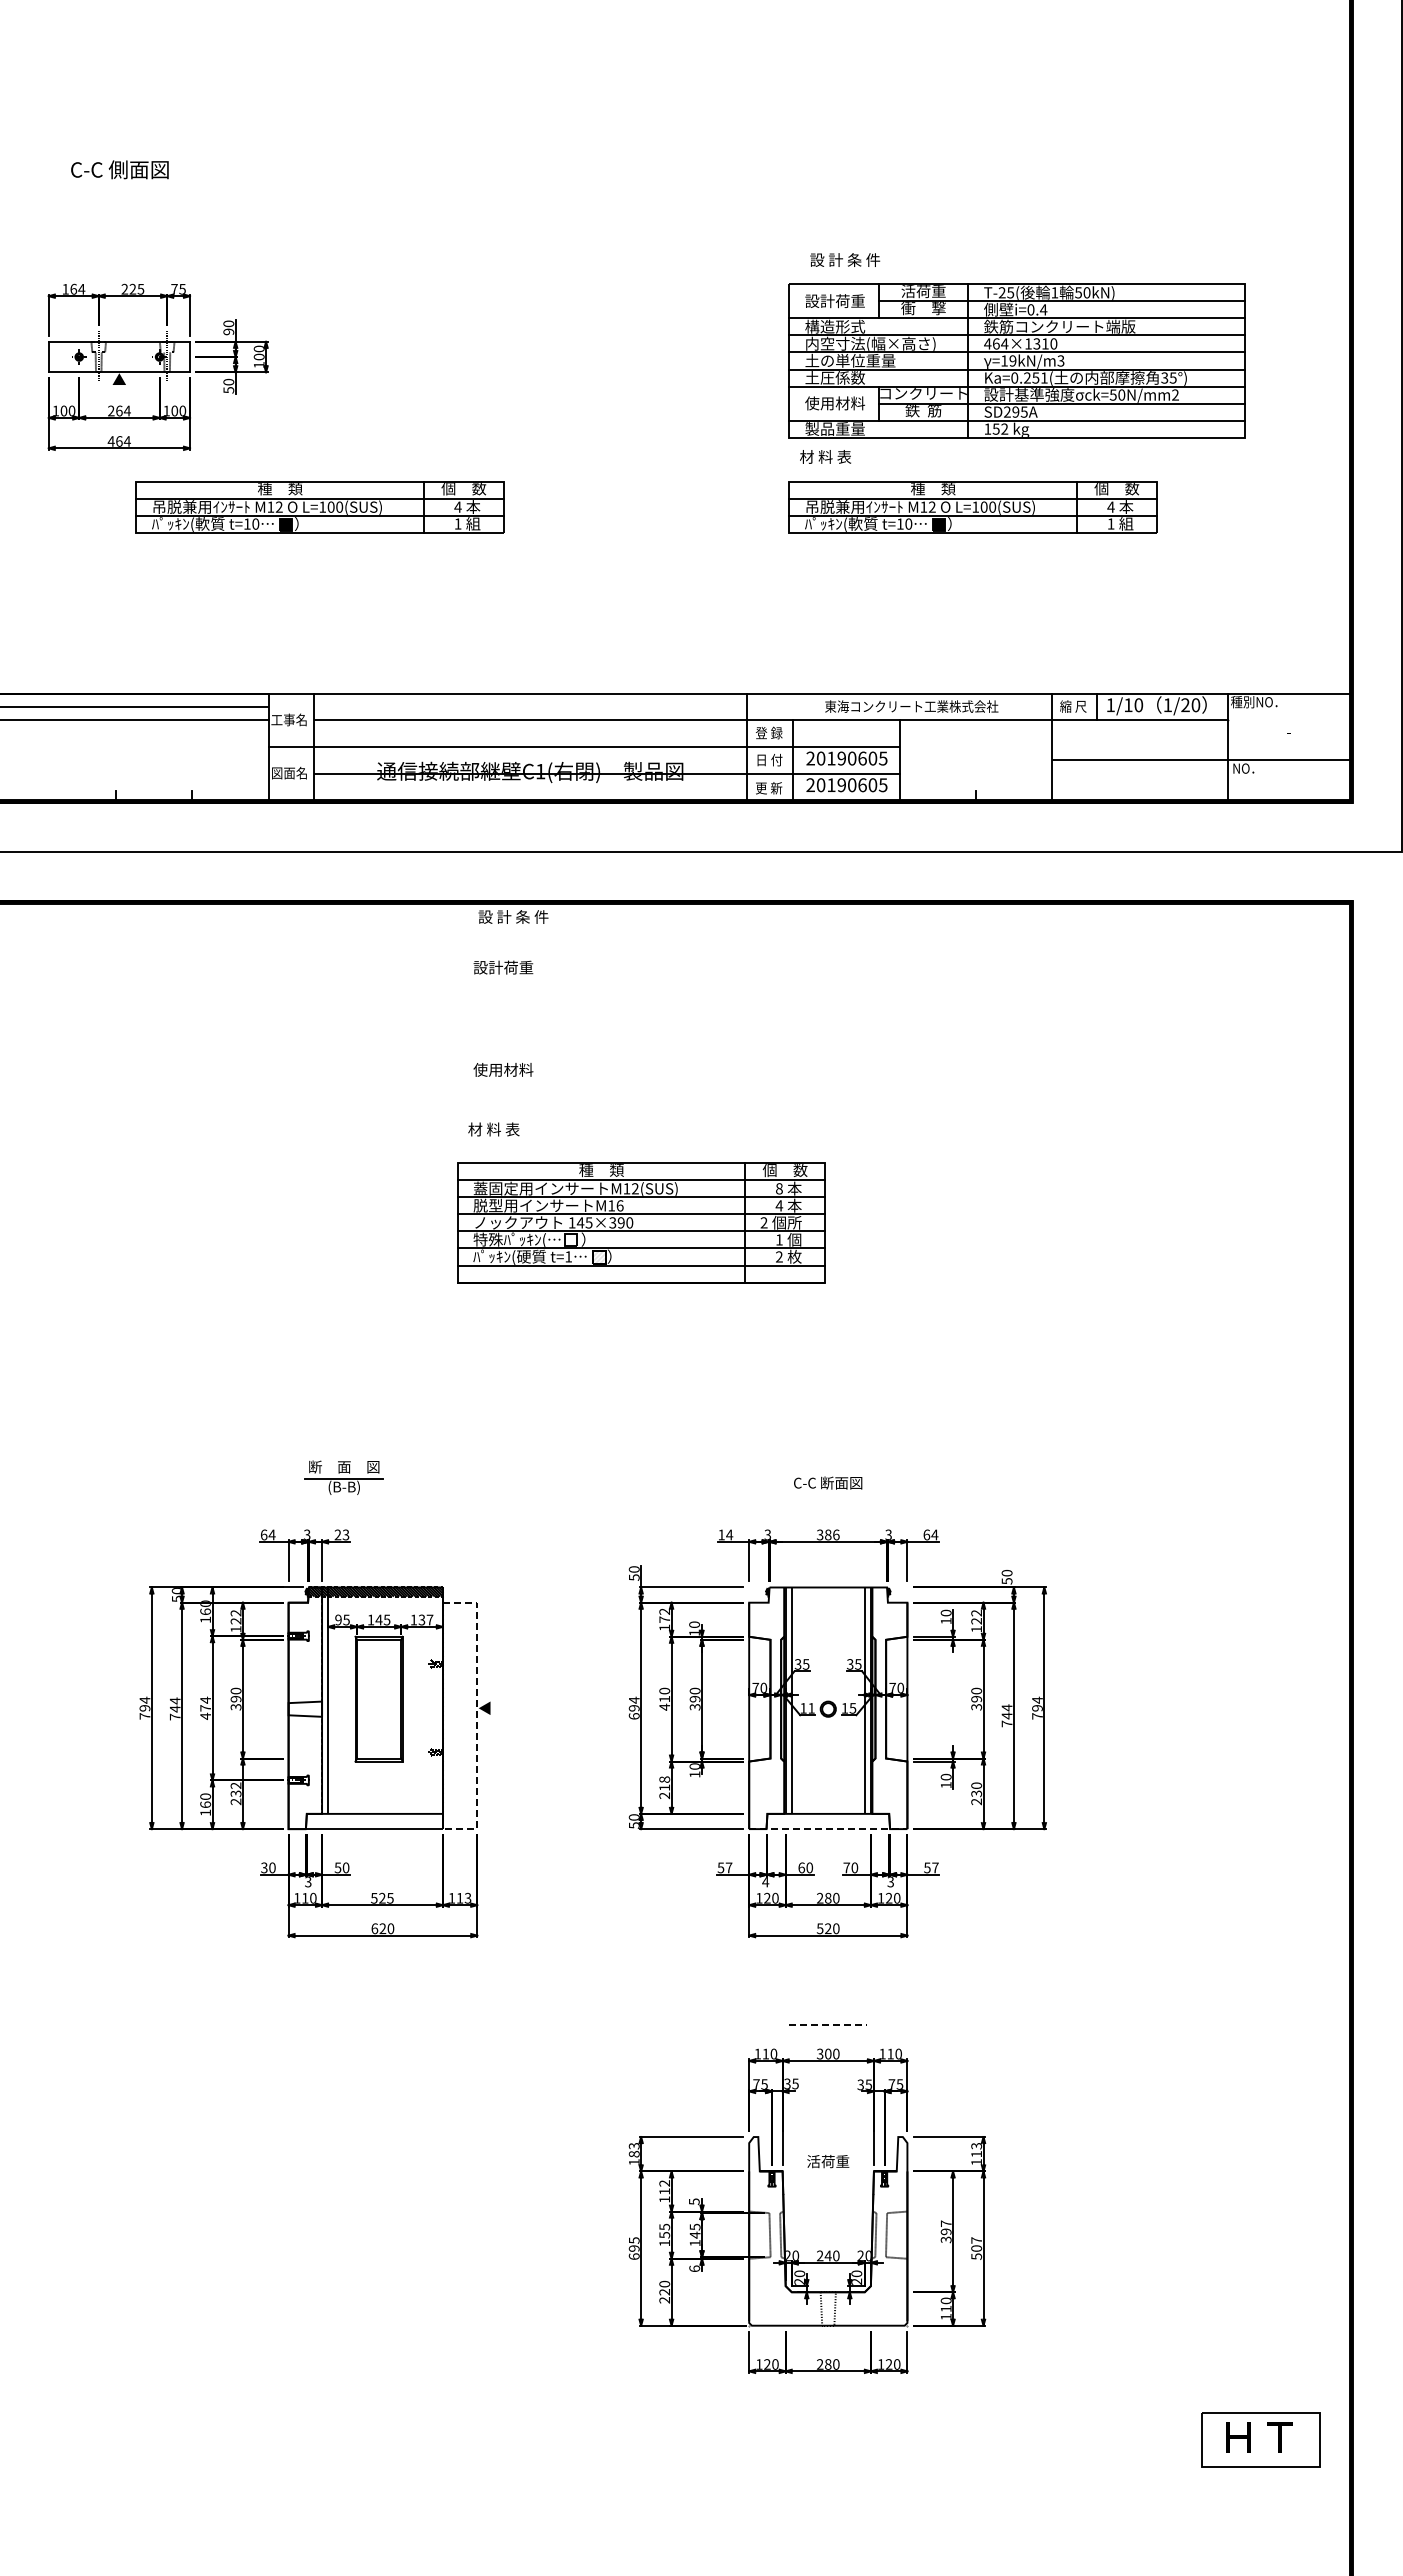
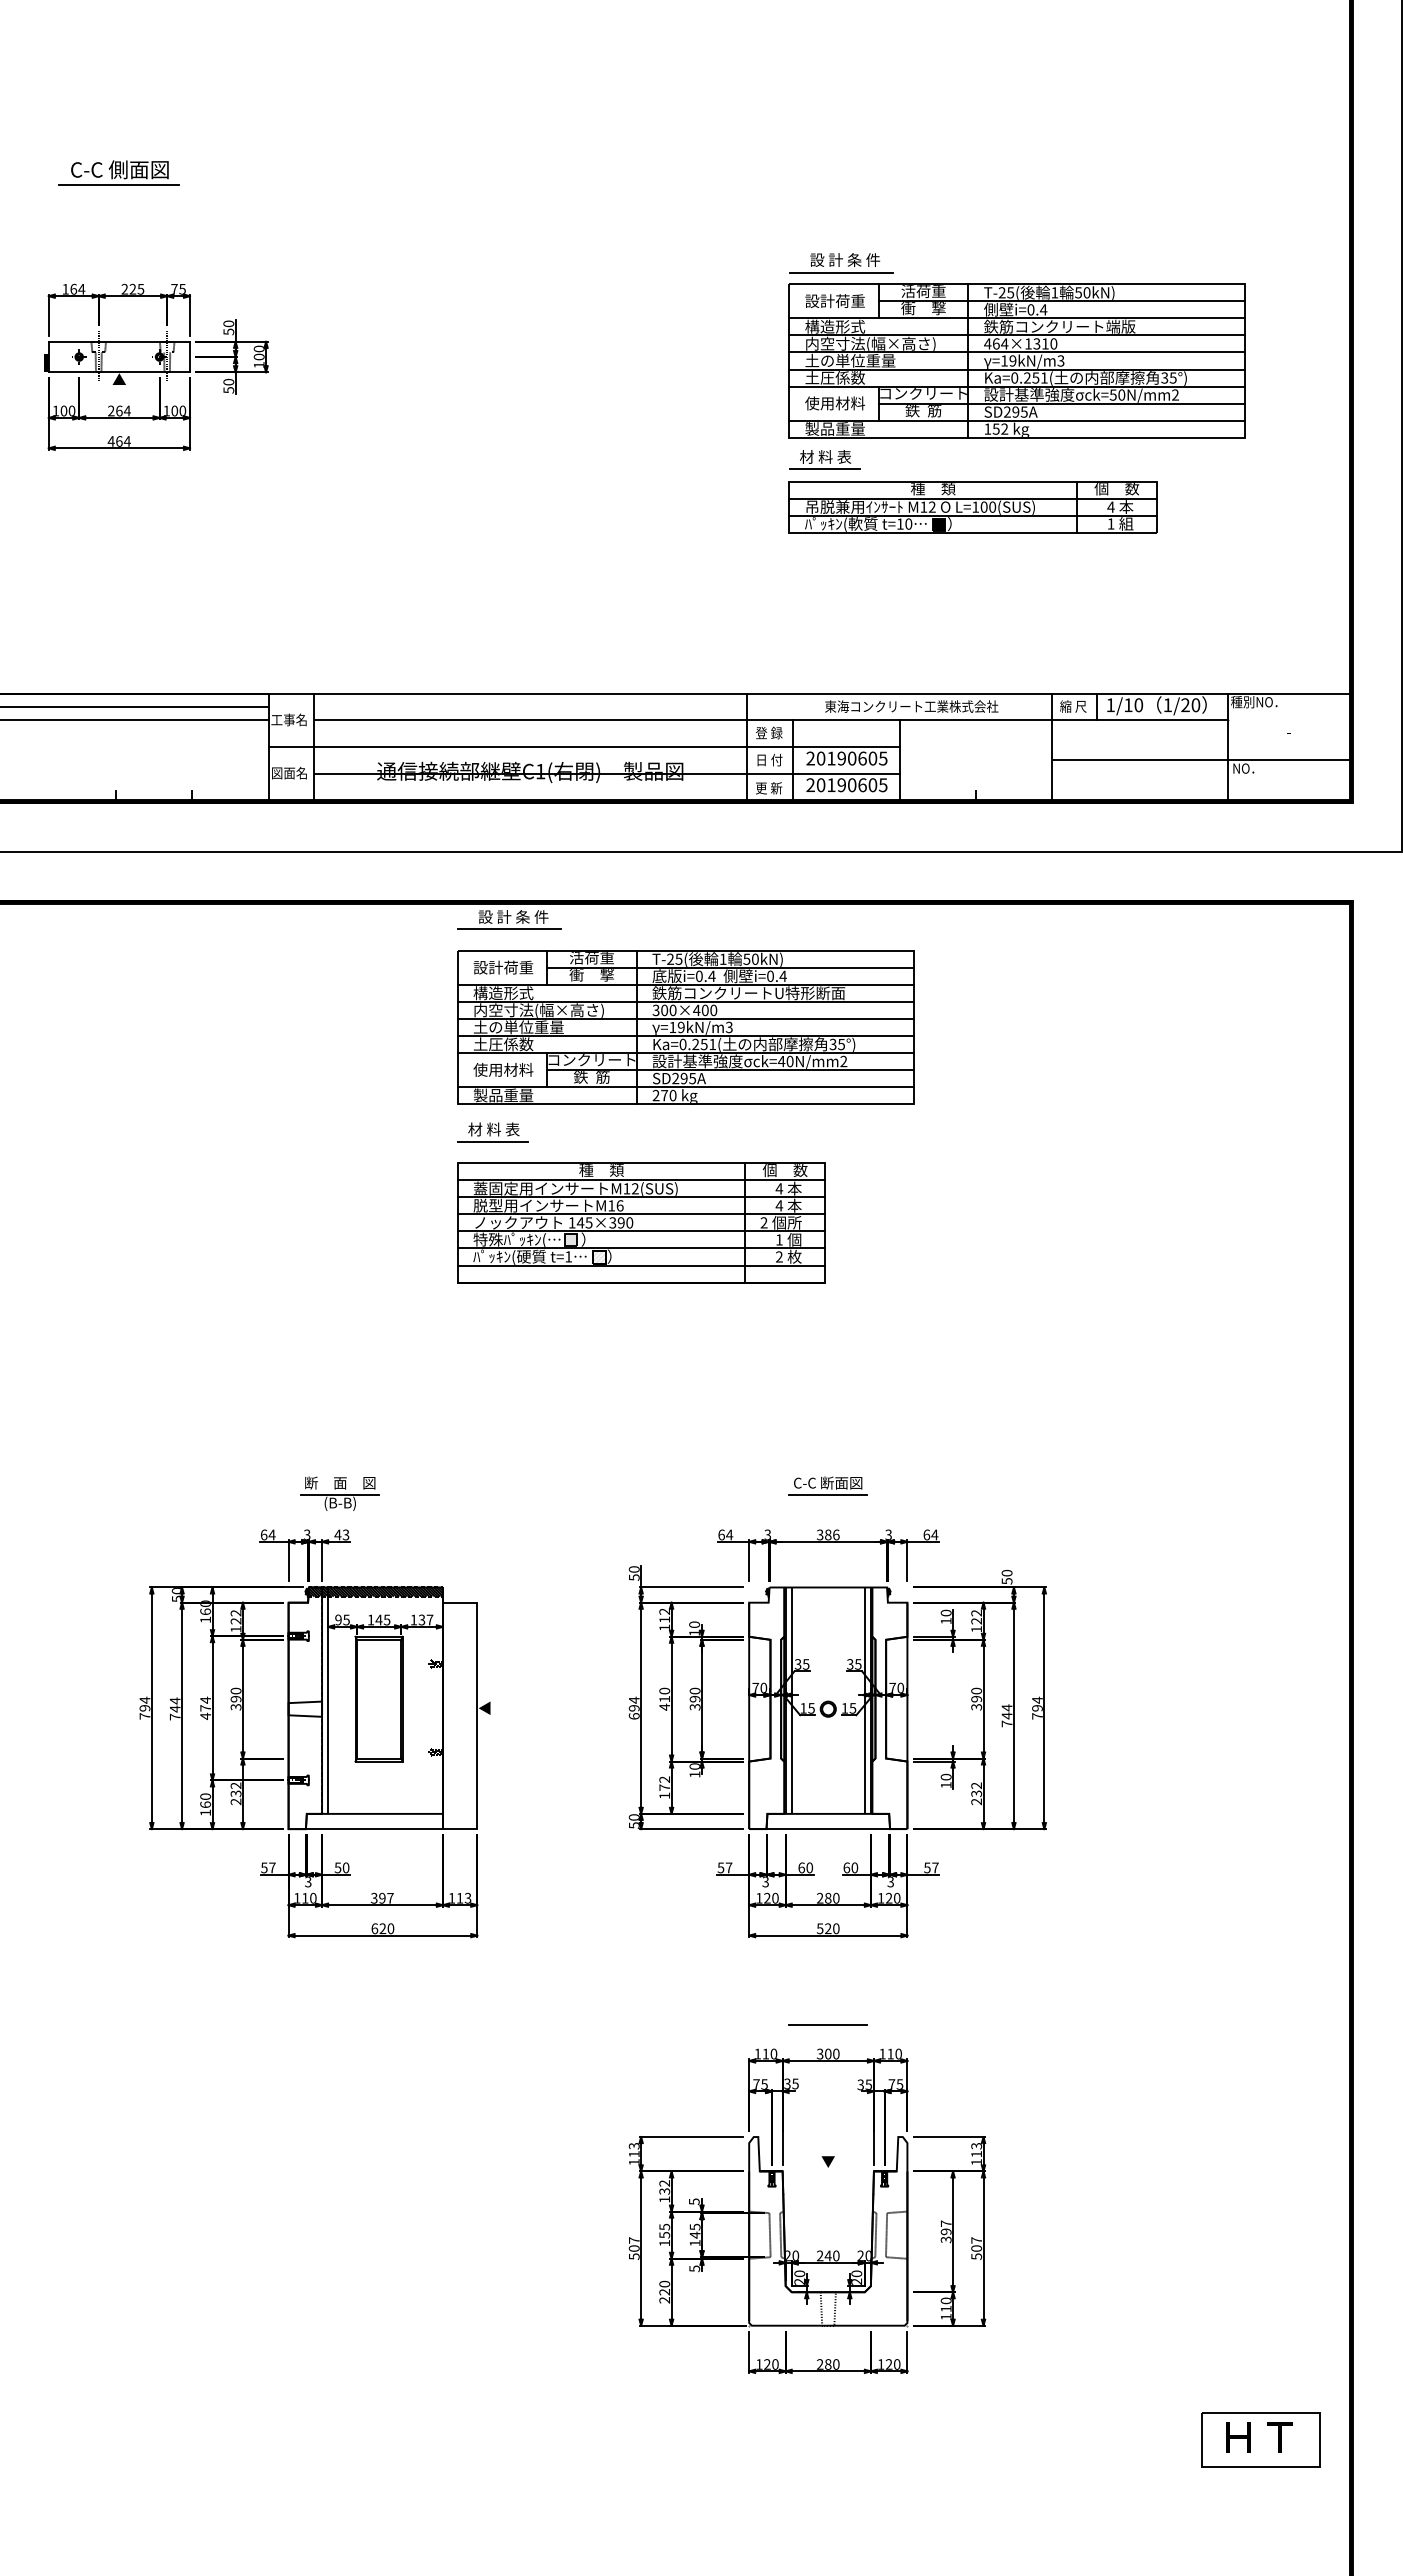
line: none -> present (119, 185)
line: none -> present (841, 272)
text: 90 -> 50 (228, 331)
fill: none -> present (45, 363)
line: none -> present (824, 469)
part: present -> none (319, 507)
line: none -> present (509, 929)
part: none -> present (685, 1027)
line: none -> present (493, 1141)
text: 8 -> 4 (779, 1188)
hatch: none -> present (570, 1239)
part position: (343, 1477) -> (339, 1493) (339, 1493)
line: none -> present (828, 1494)
text: 23 -> 43 (337, 1534)
text: 14 -> 64 (721, 1534)
text: 172 -> 112 (664, 1619)
text: 11 -> 15 (811, 1708)
line: dashed -> solid (477, 1716)
text: 230 -> 232 (976, 1785)
text: 218 -> 172 (664, 1787)
line: dashed -> solid (828, 1829)
text: 30 -> 57 (268, 1867)
text: 70 -> 60 (846, 1867)
text: 4 -> 3 (765, 1881)
text: 525 -> 397 (382, 1897)
line: dashed -> solid (828, 2024)
text: 183 -> 113 (633, 2154)
text: 活荷重 -> ▼ (828, 2161)
text: 112 -> 132 (664, 2191)
text: 695 -> 507 (633, 2248)
text: 6 -> 5 (694, 2268)
